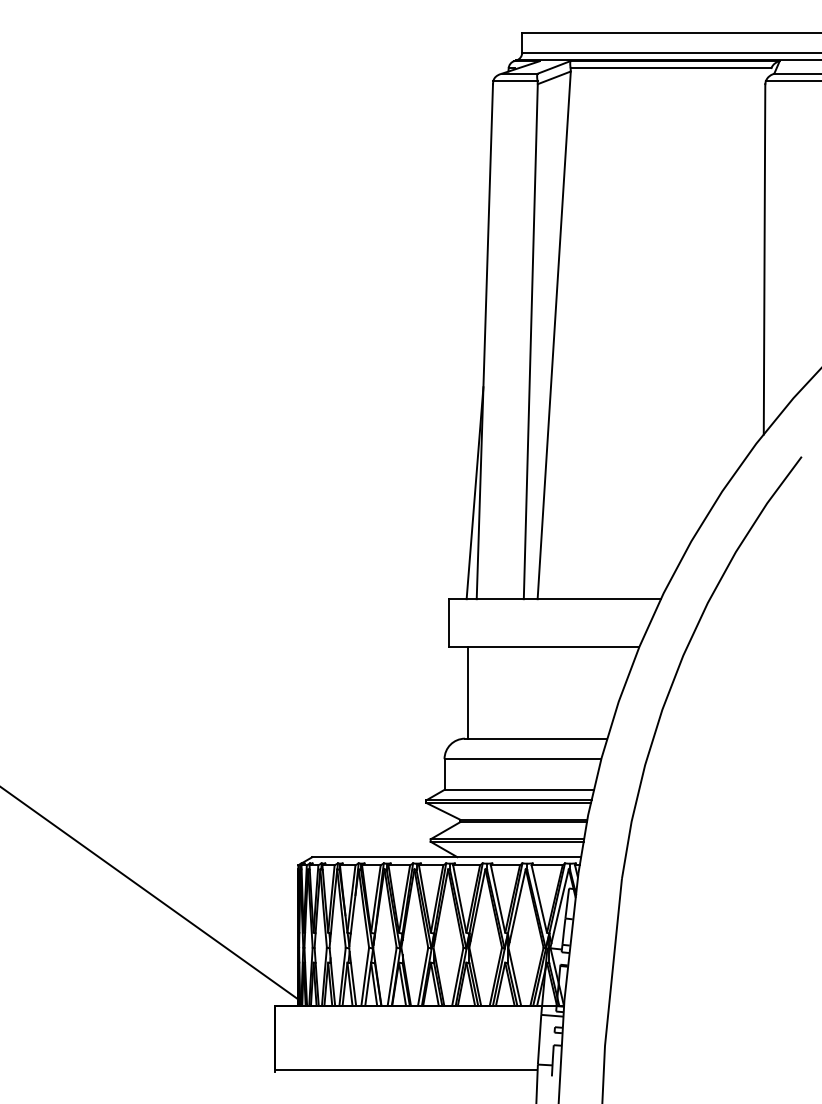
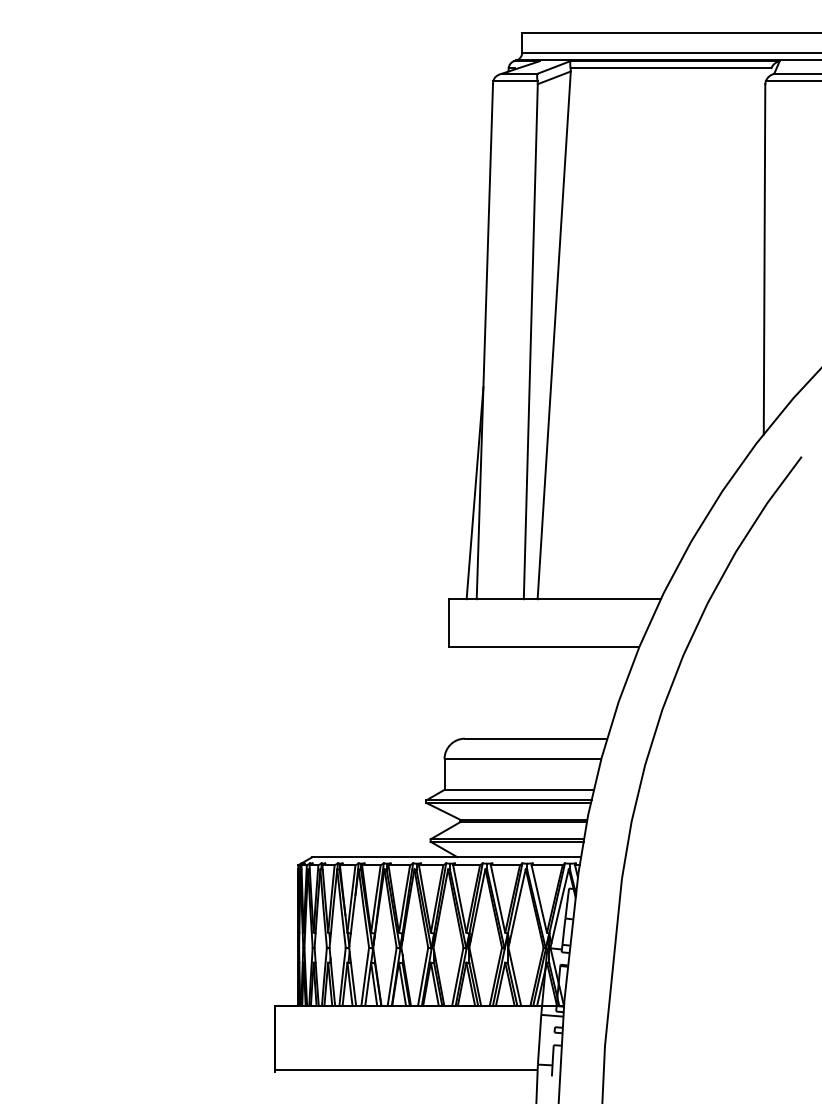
line: present -> none (468, 692)
line: present -> none (151, 893)
